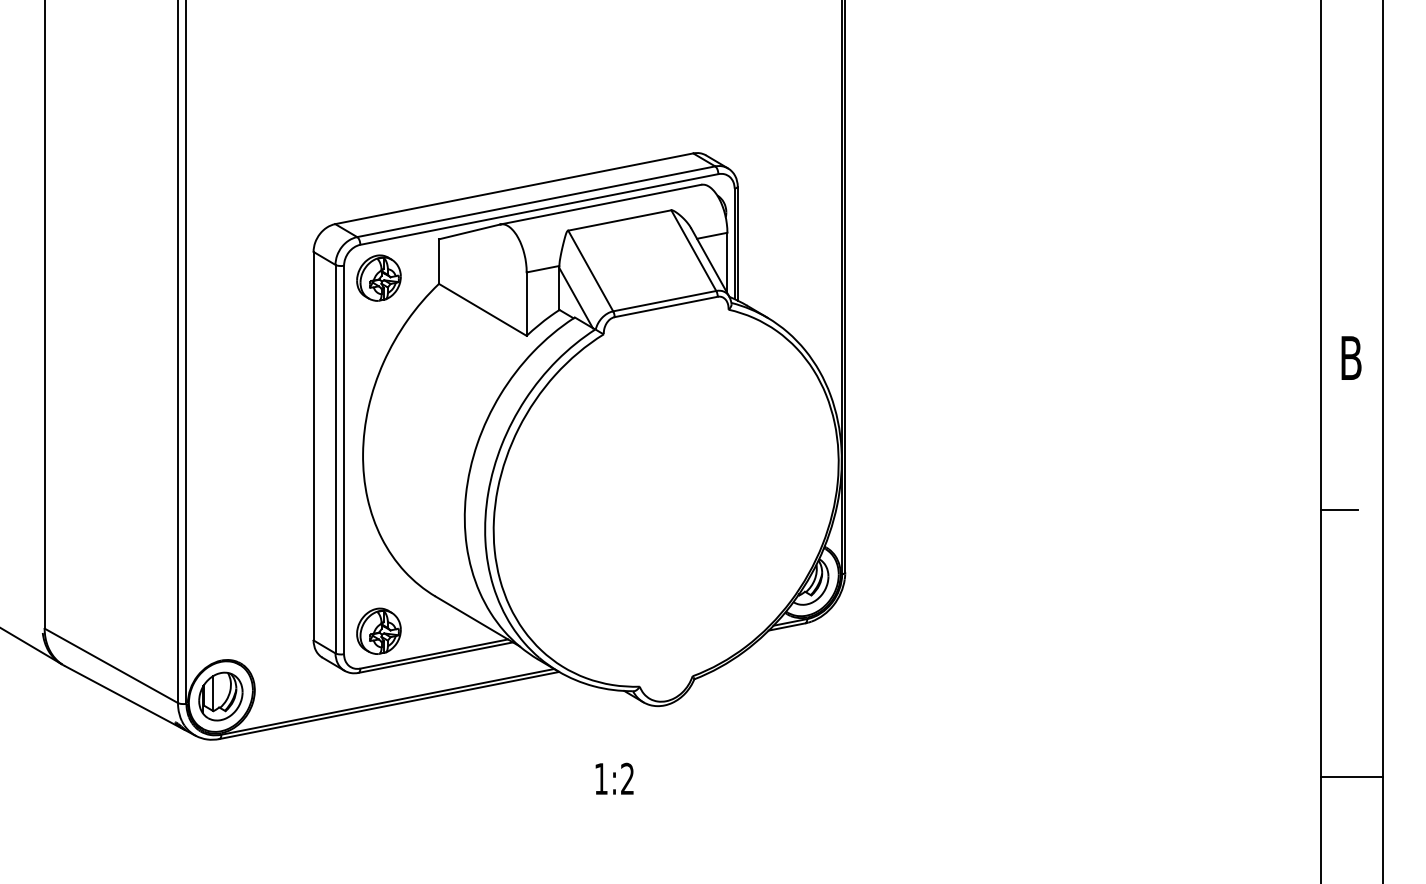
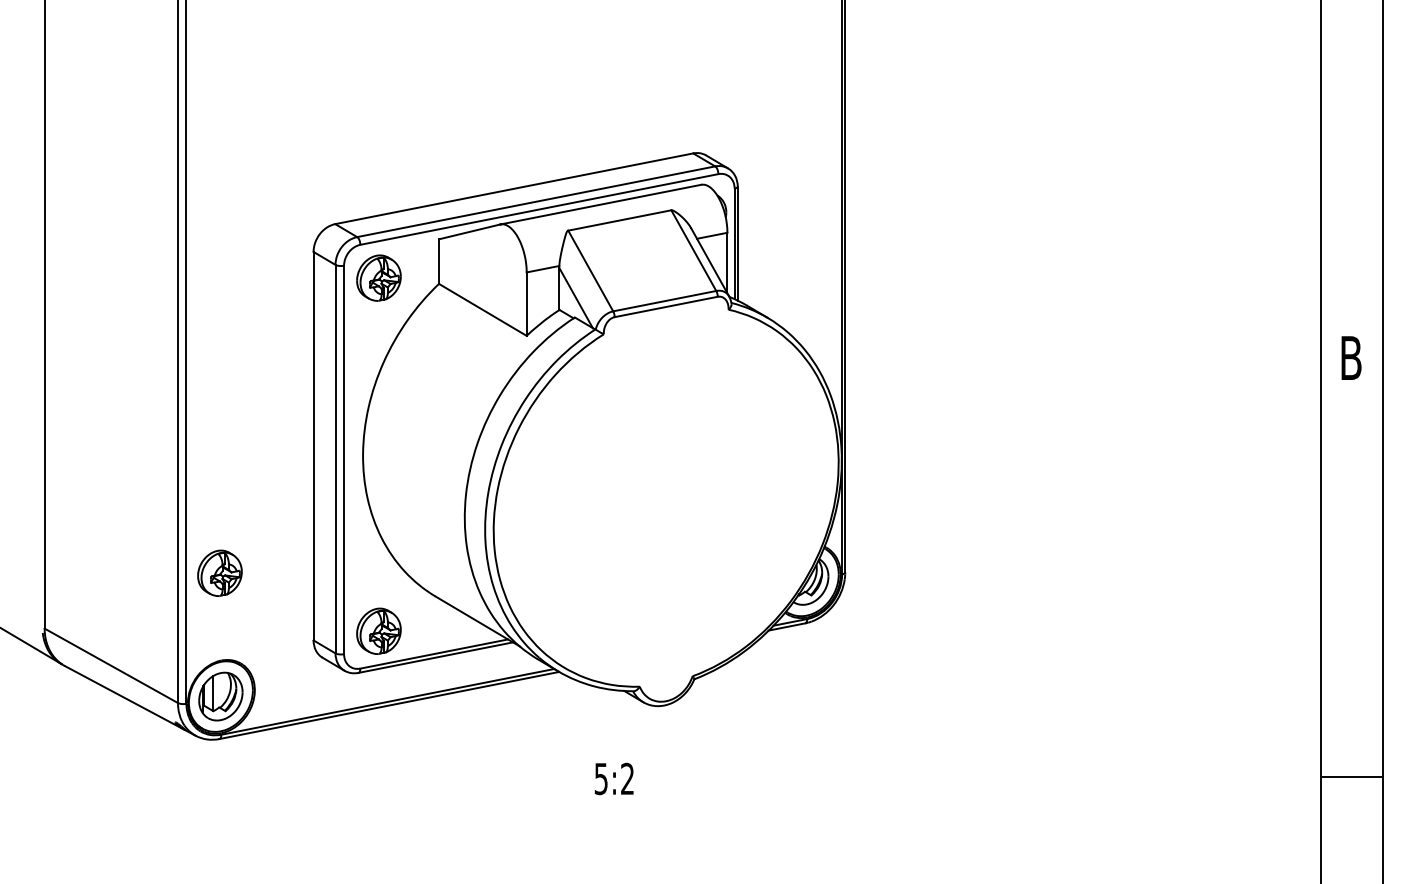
line: present -> none (1339, 509)
part: none -> present (219, 572)
text: 1:2 -> 5:2 (600, 779)
